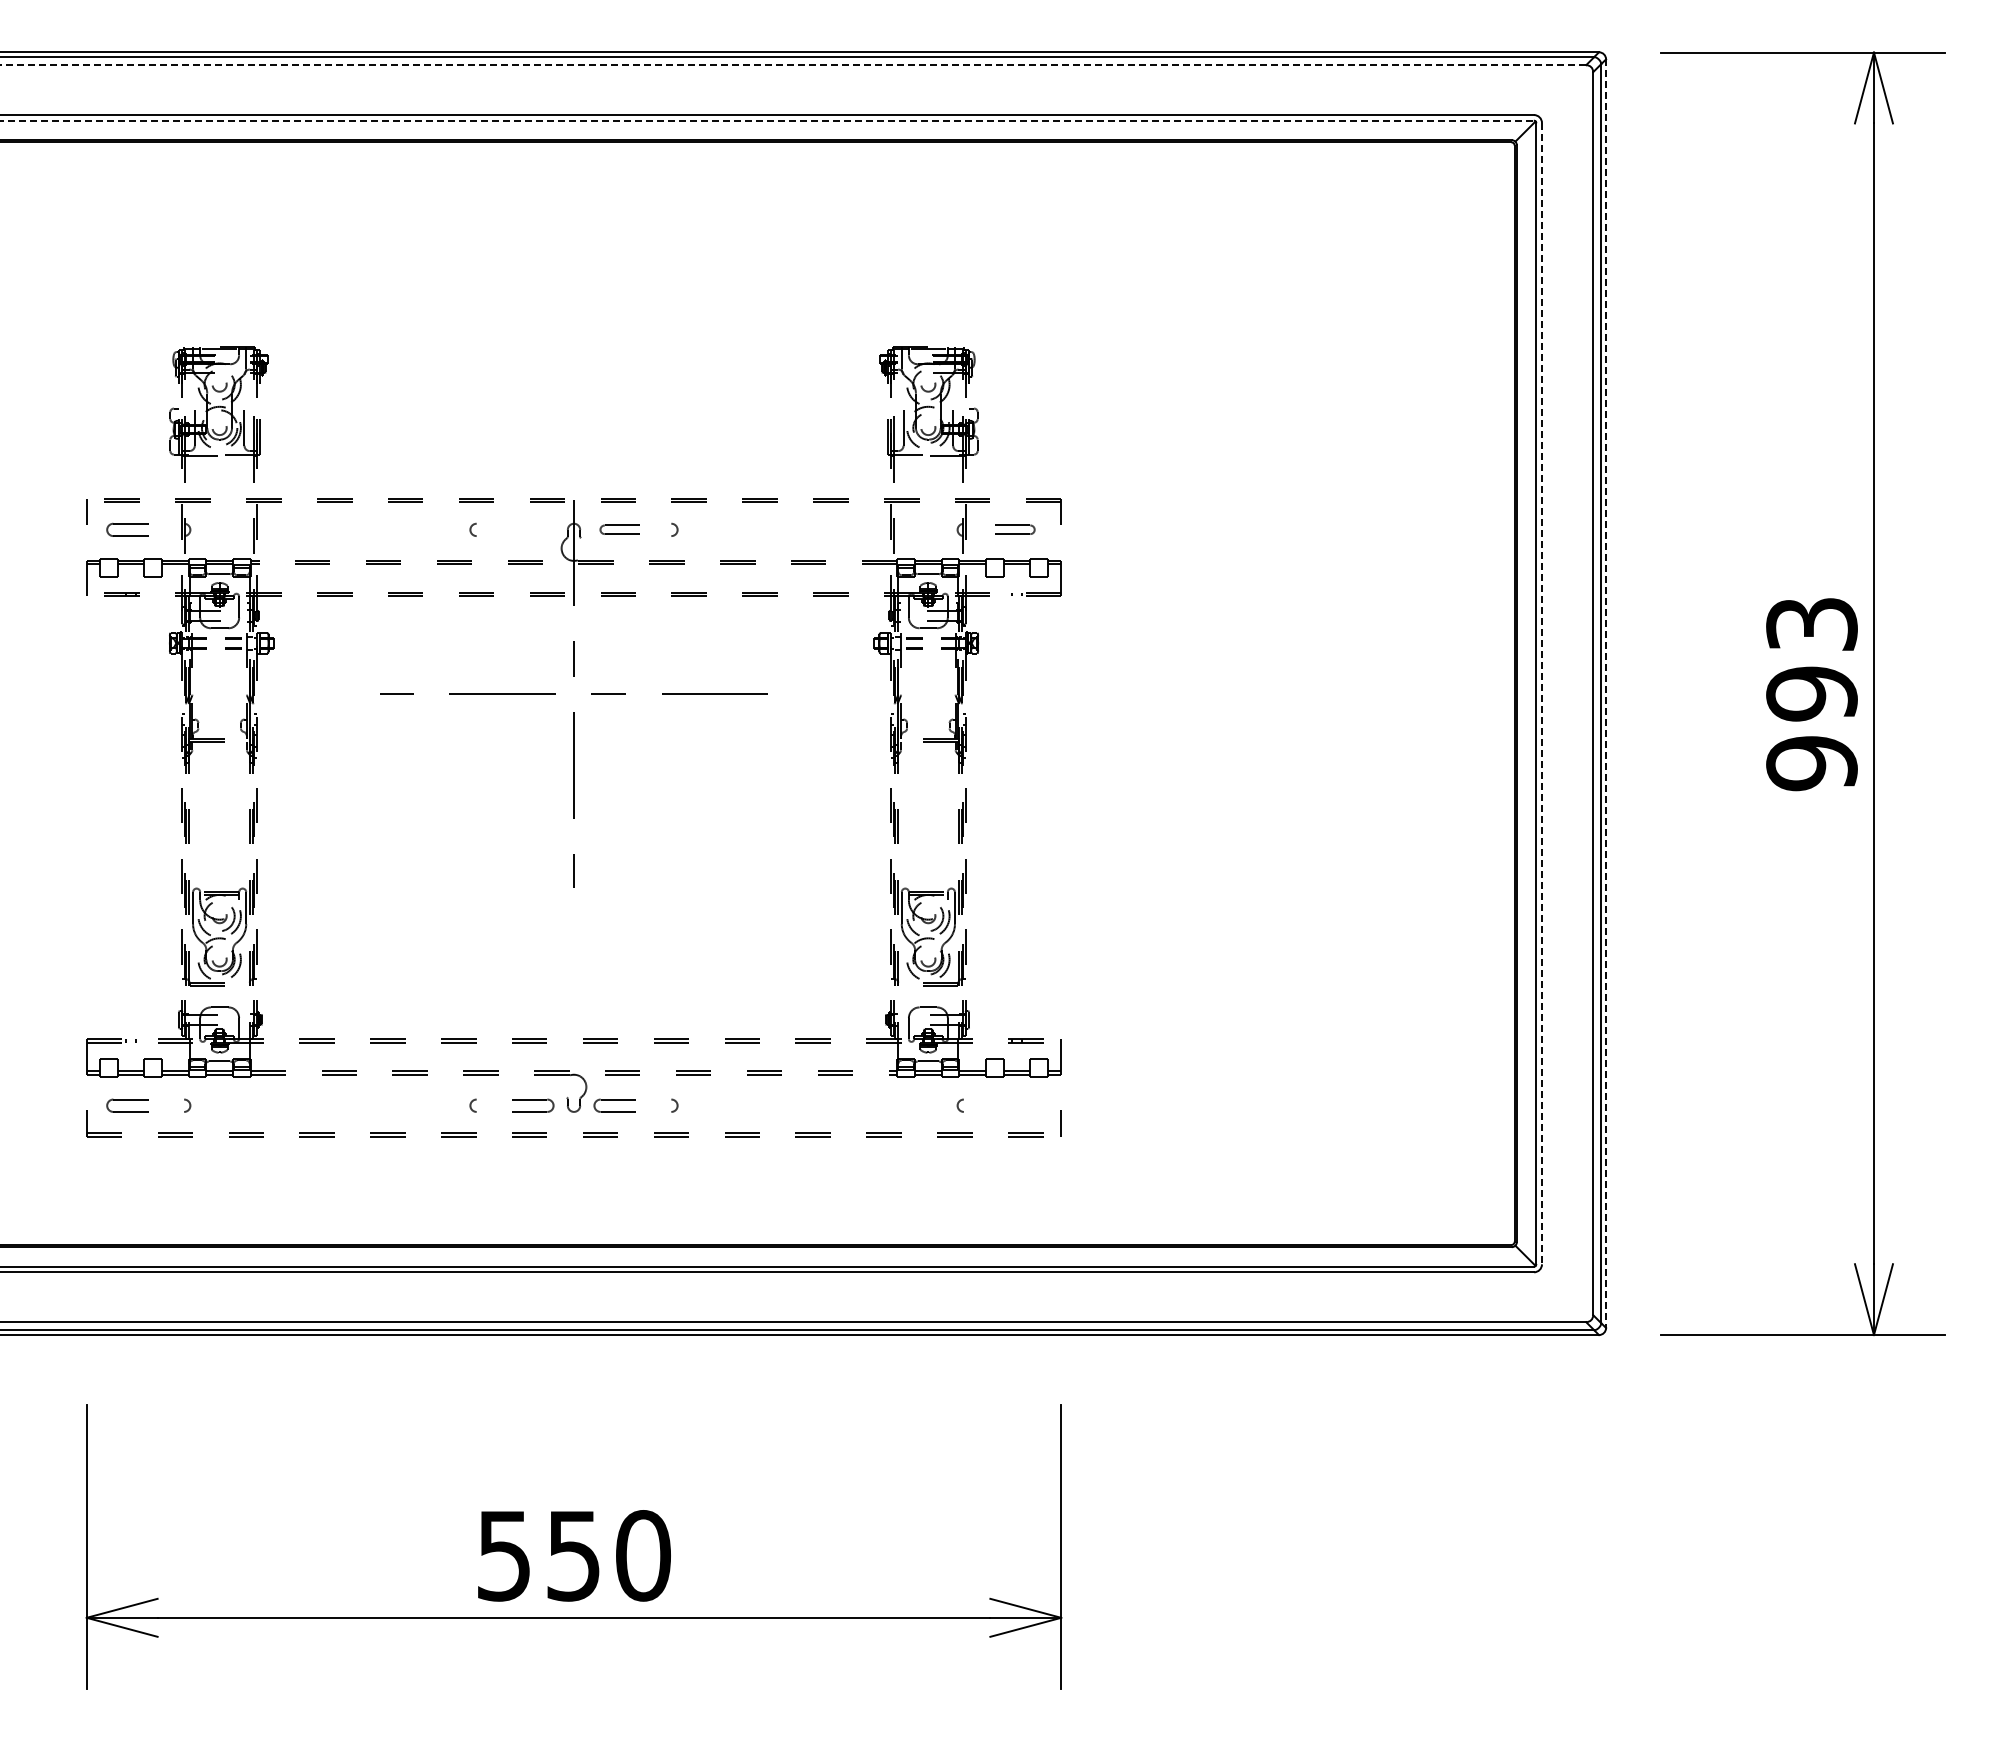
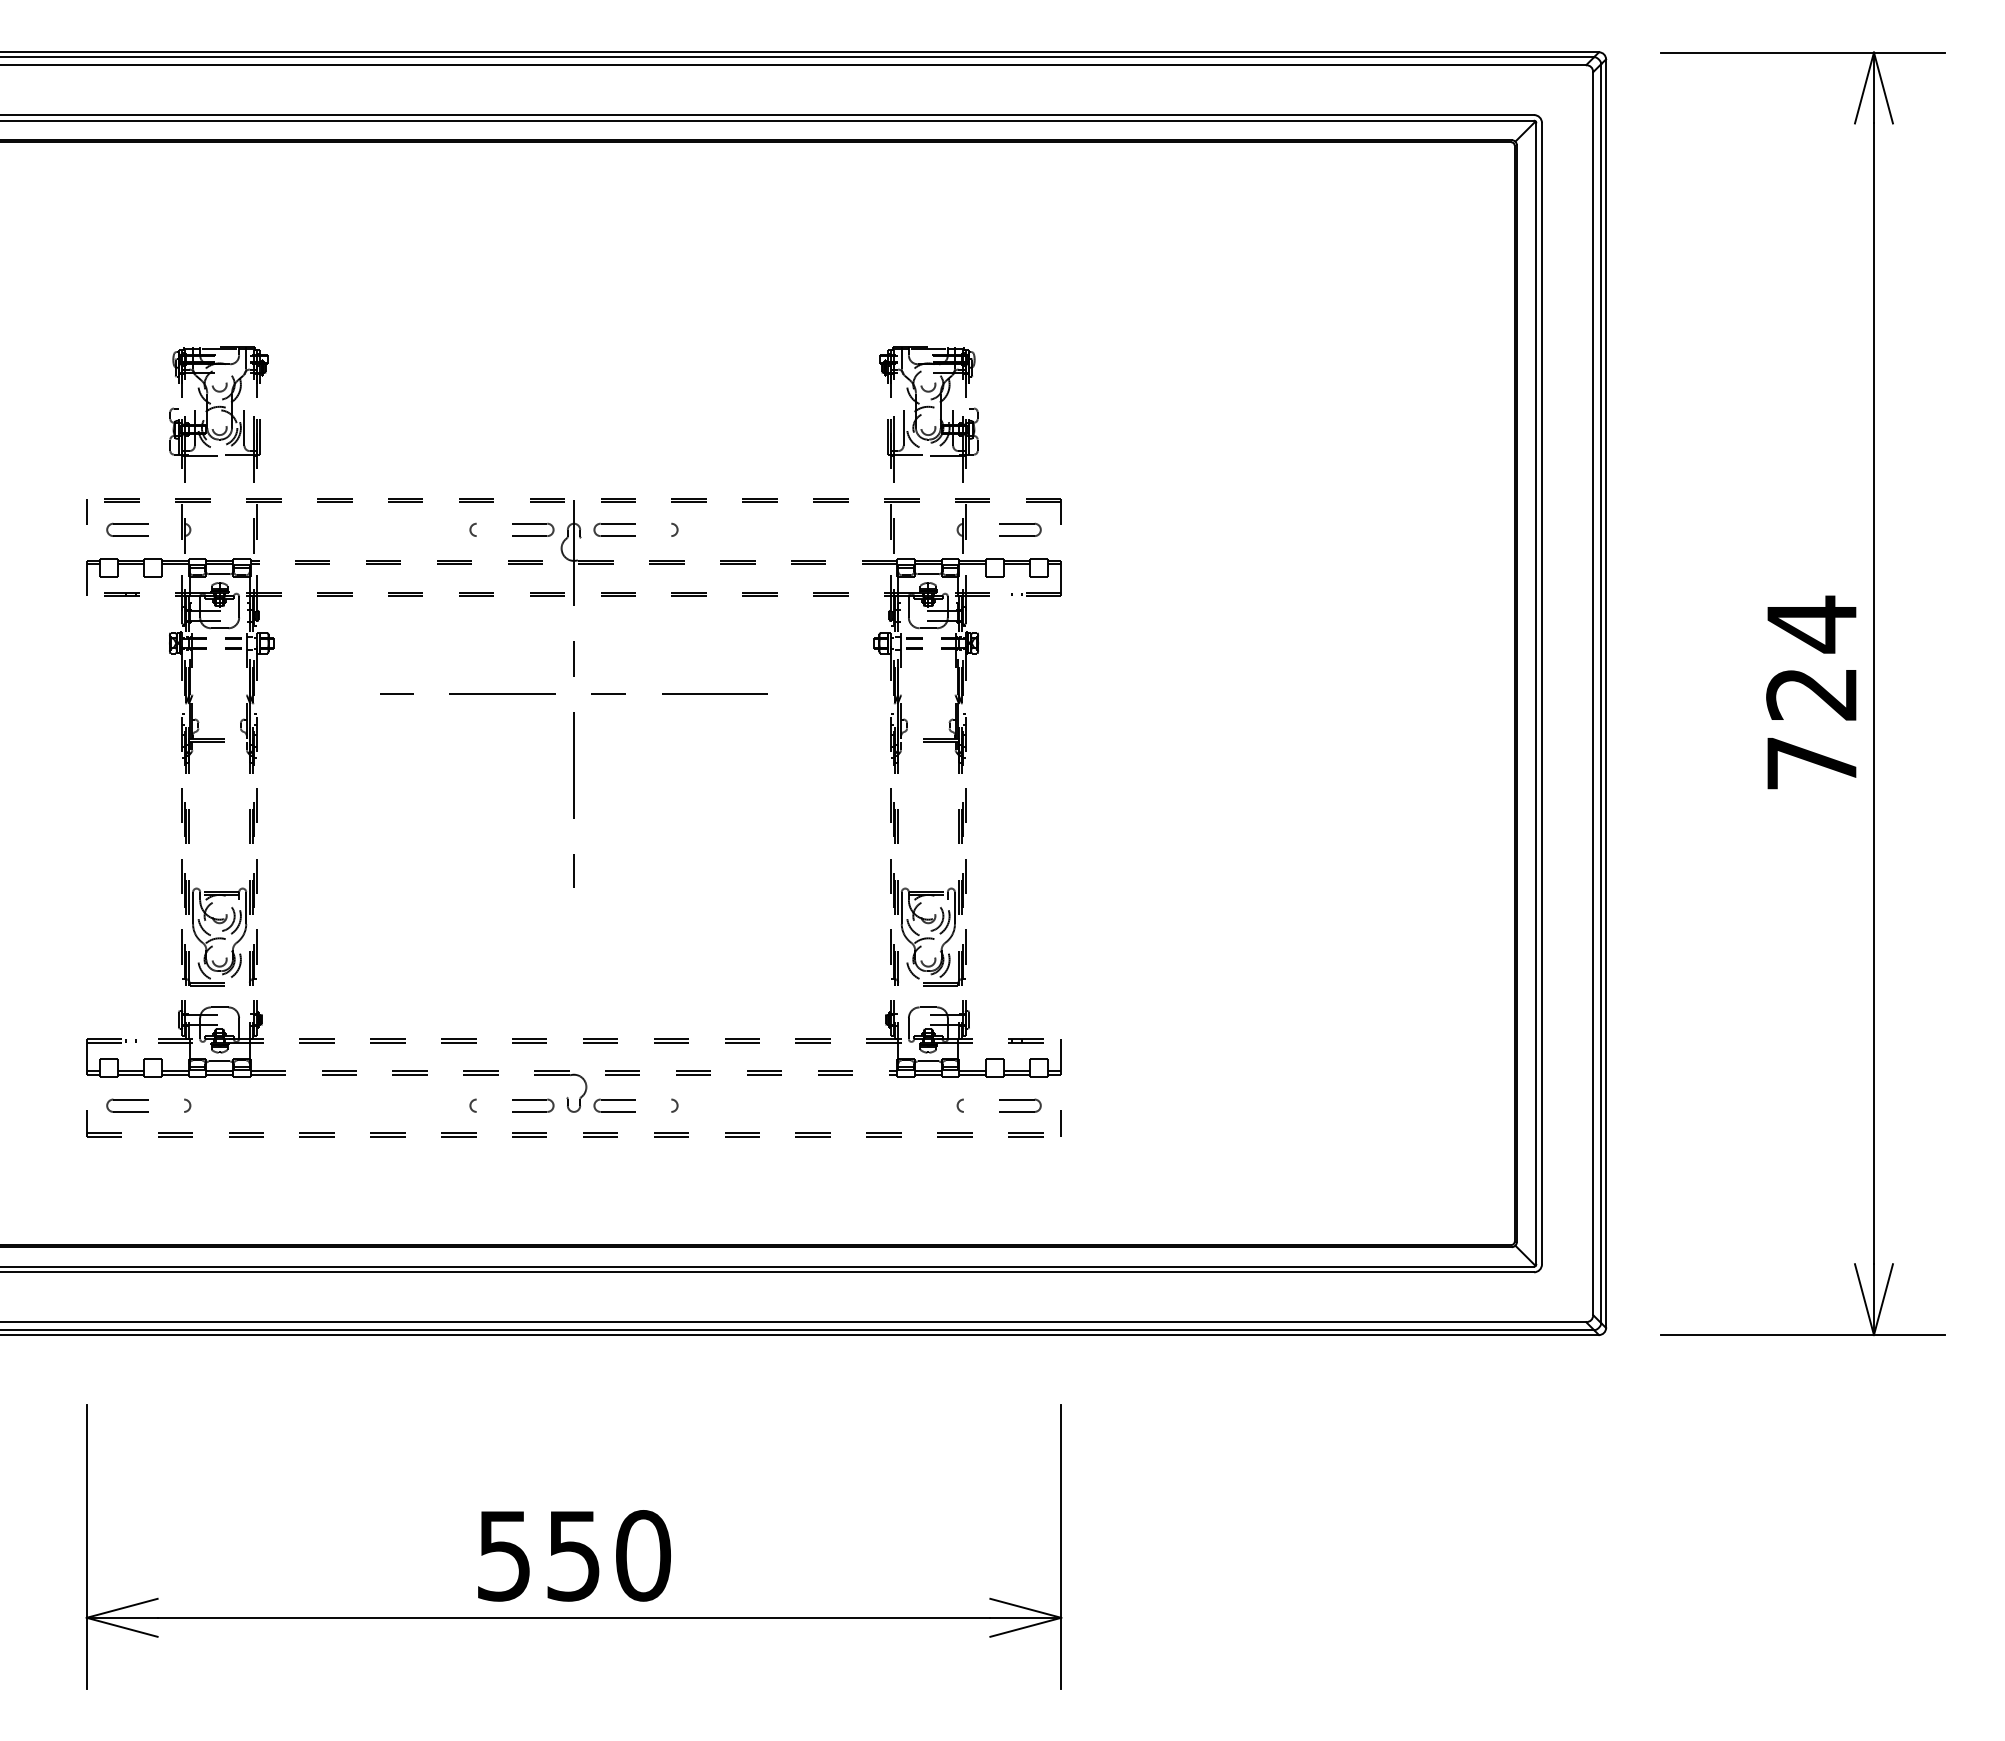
line: dashed -> solid (793, 65)
line: dashed -> solid (767, 120)
part: none -> present (533, 529)
part size: 37x11 px -> 43x15 px (614, 529)
part size: 37x11 px -> 43x15 px (1020, 529)
line: dashed -> solid (1542, 693)
text: 993 -> 724 (1811, 693)
line: dashed -> solid (1606, 694)
part: none -> present (1020, 1105)
